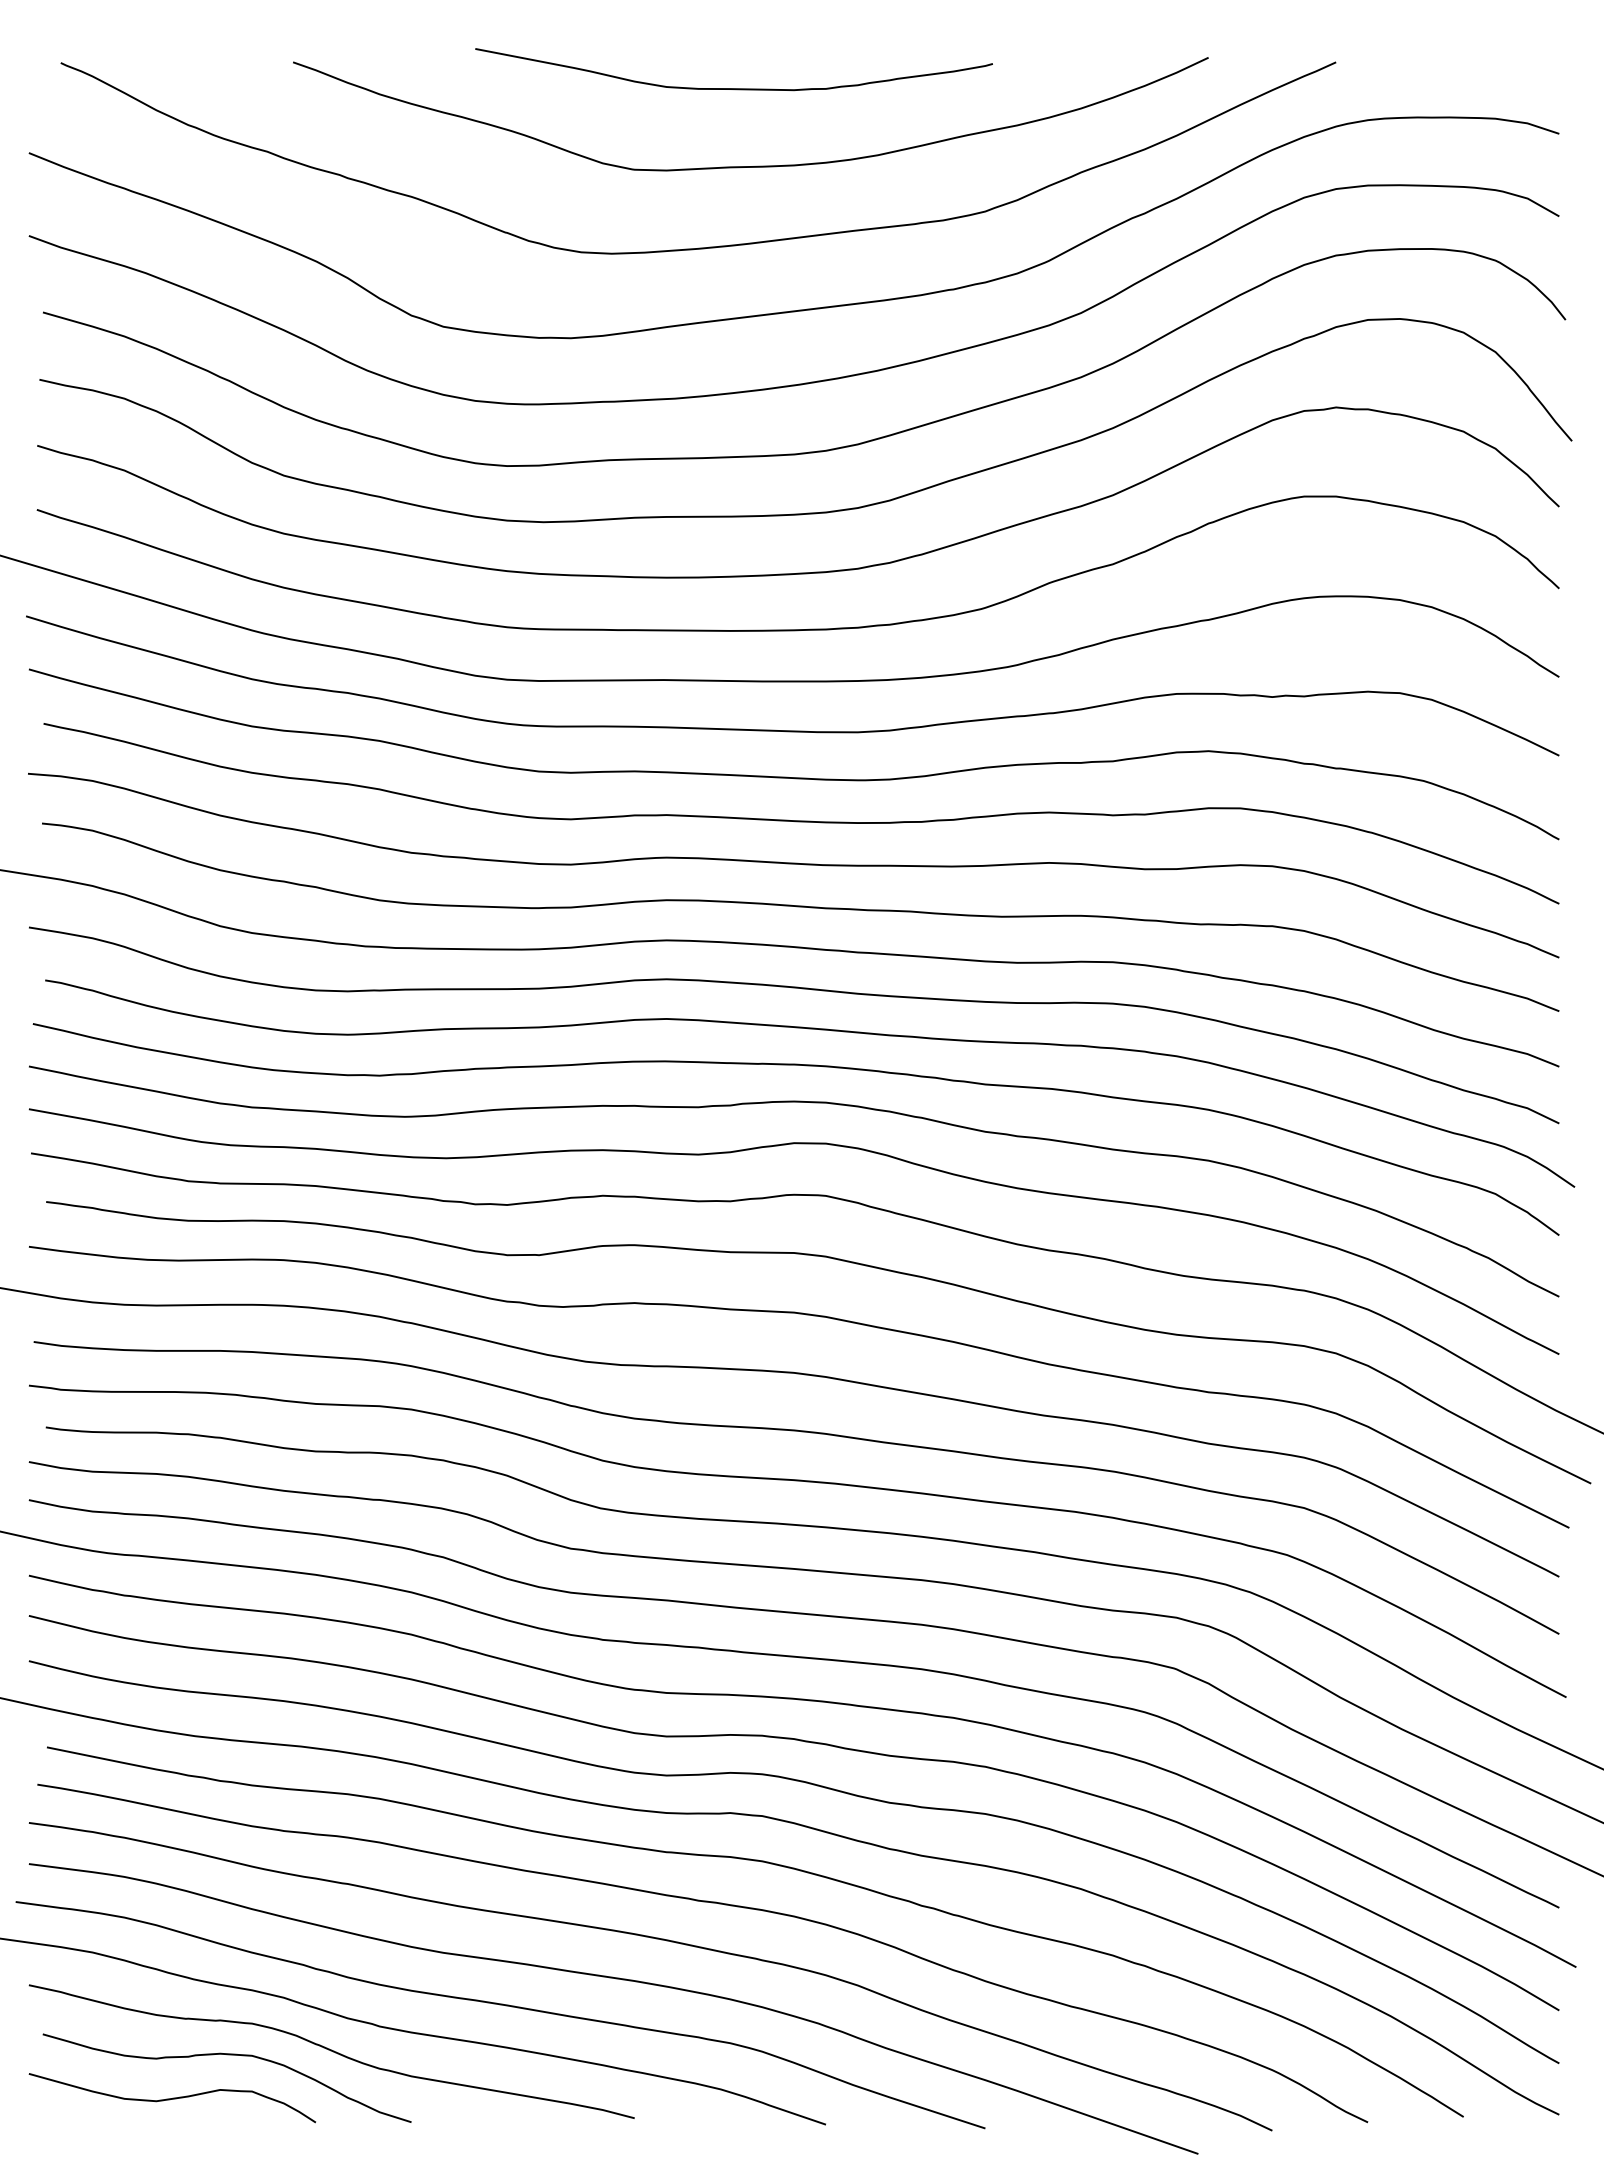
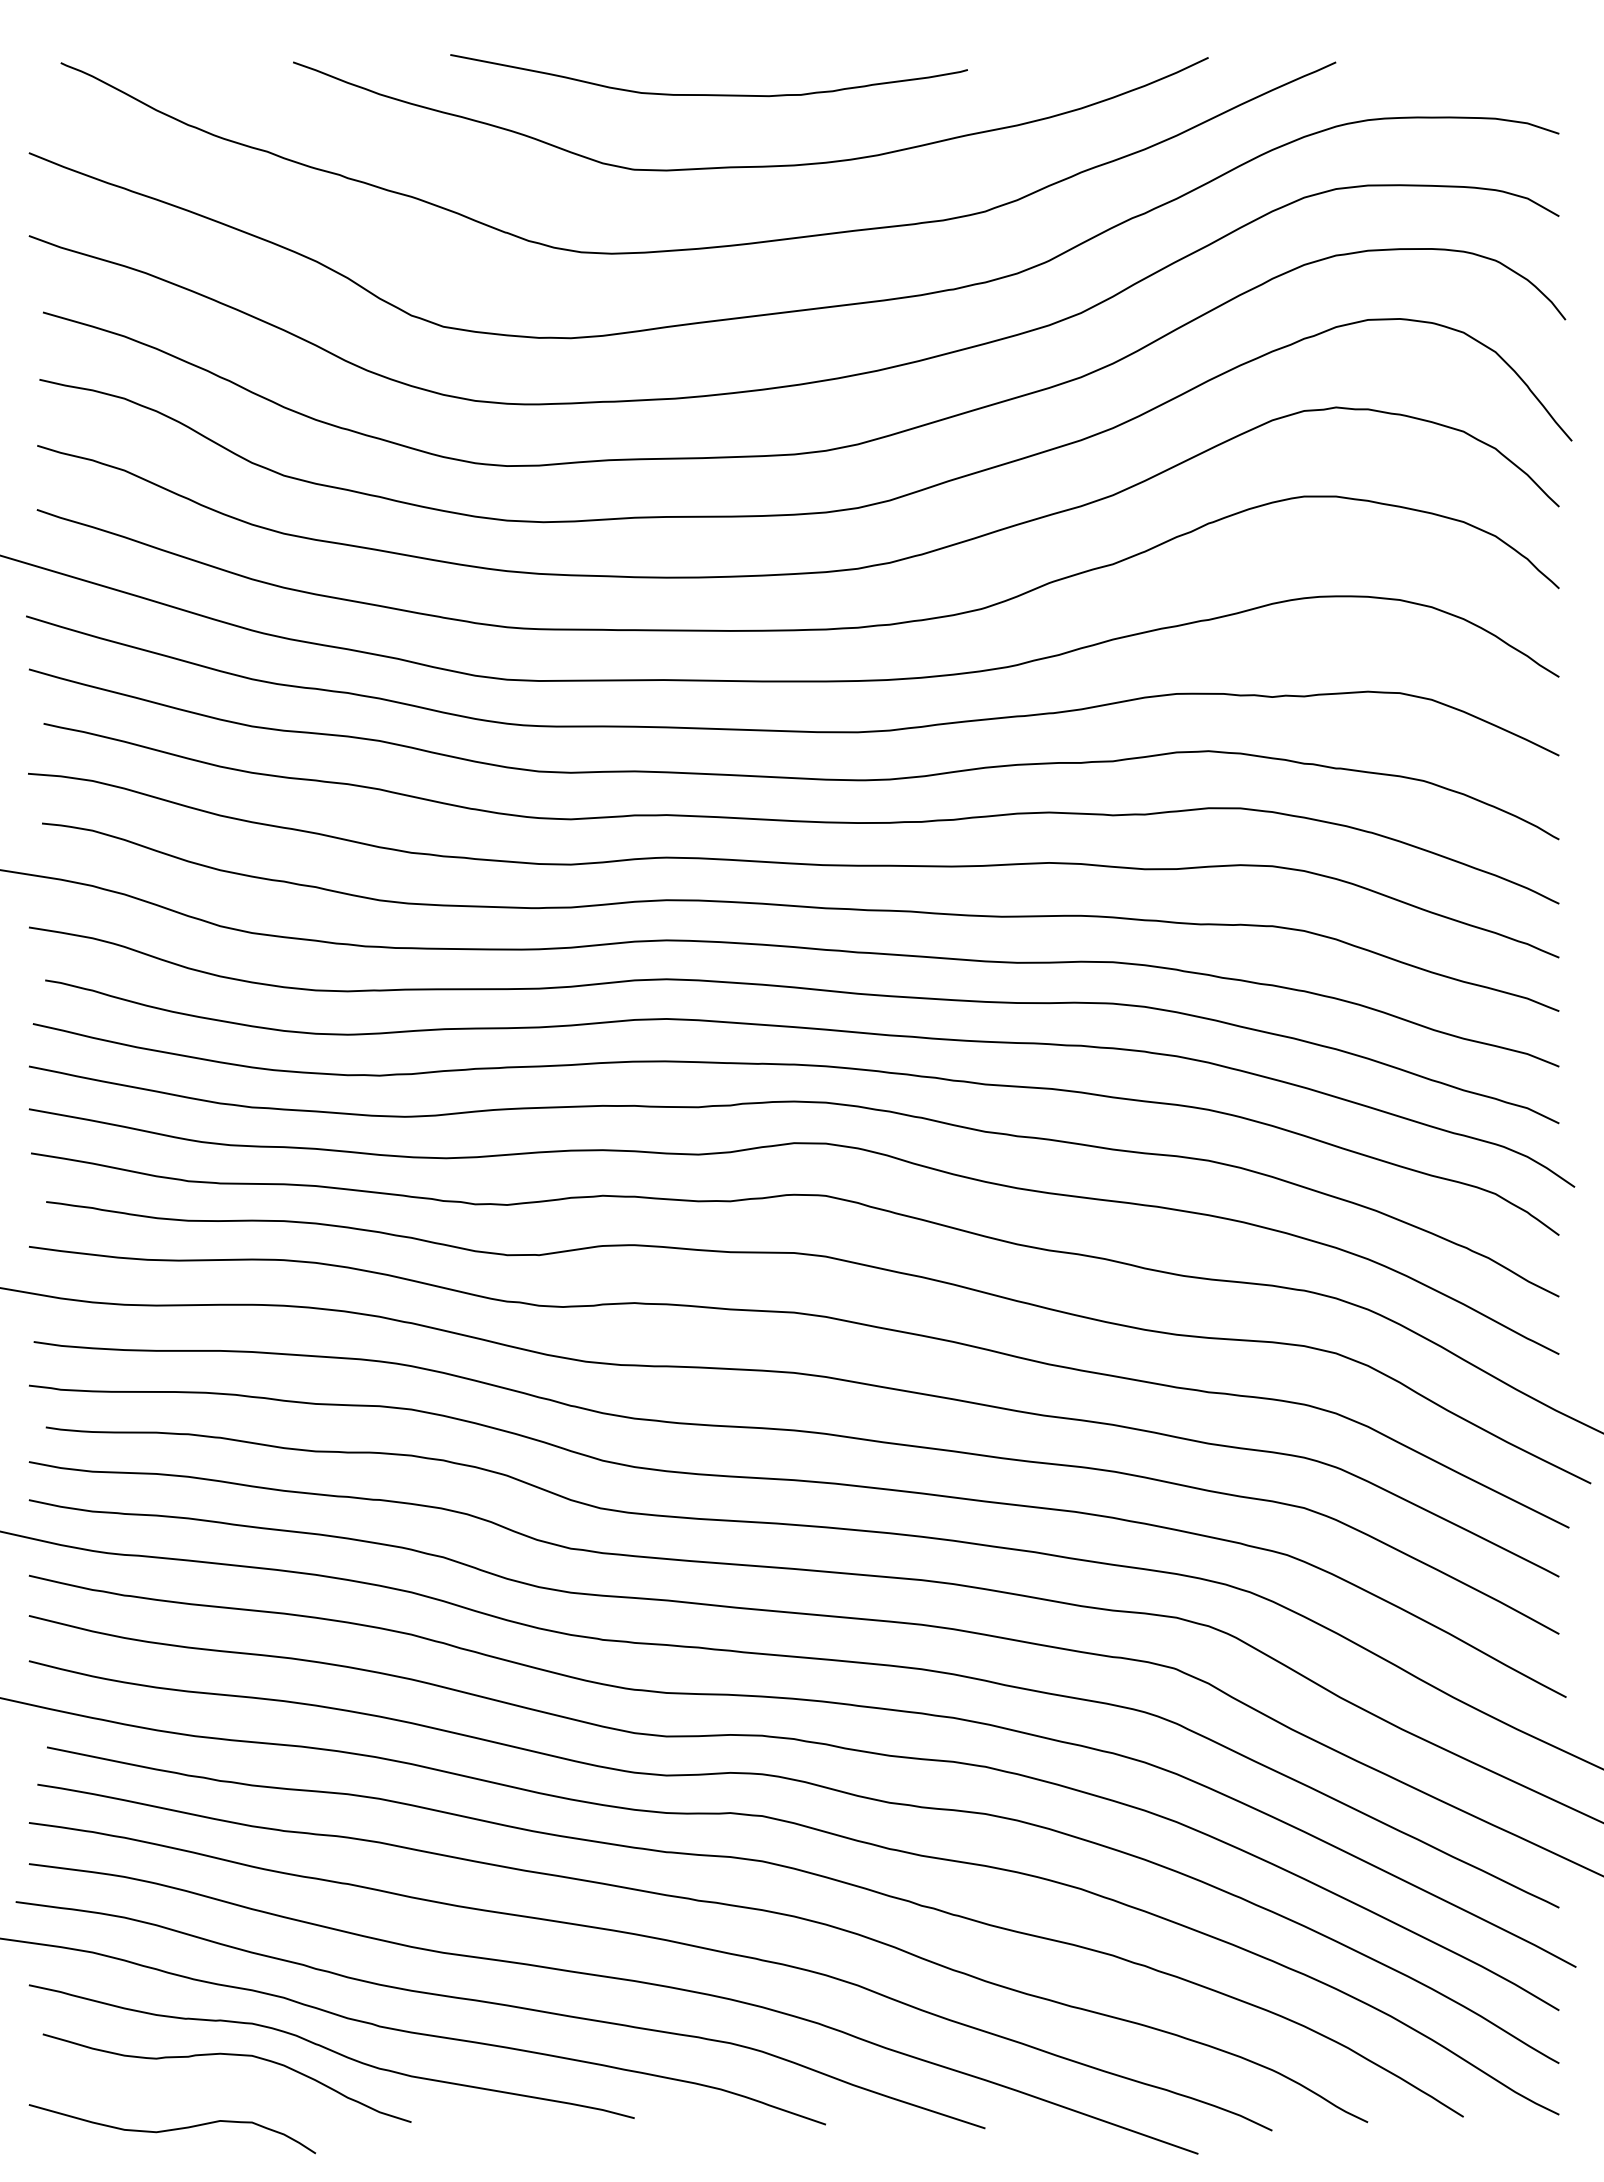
curve position: (733, 88) -> (708, 94) (708, 94)
curve position: (172, 2098) -> (172, 2129) (172, 2129)
